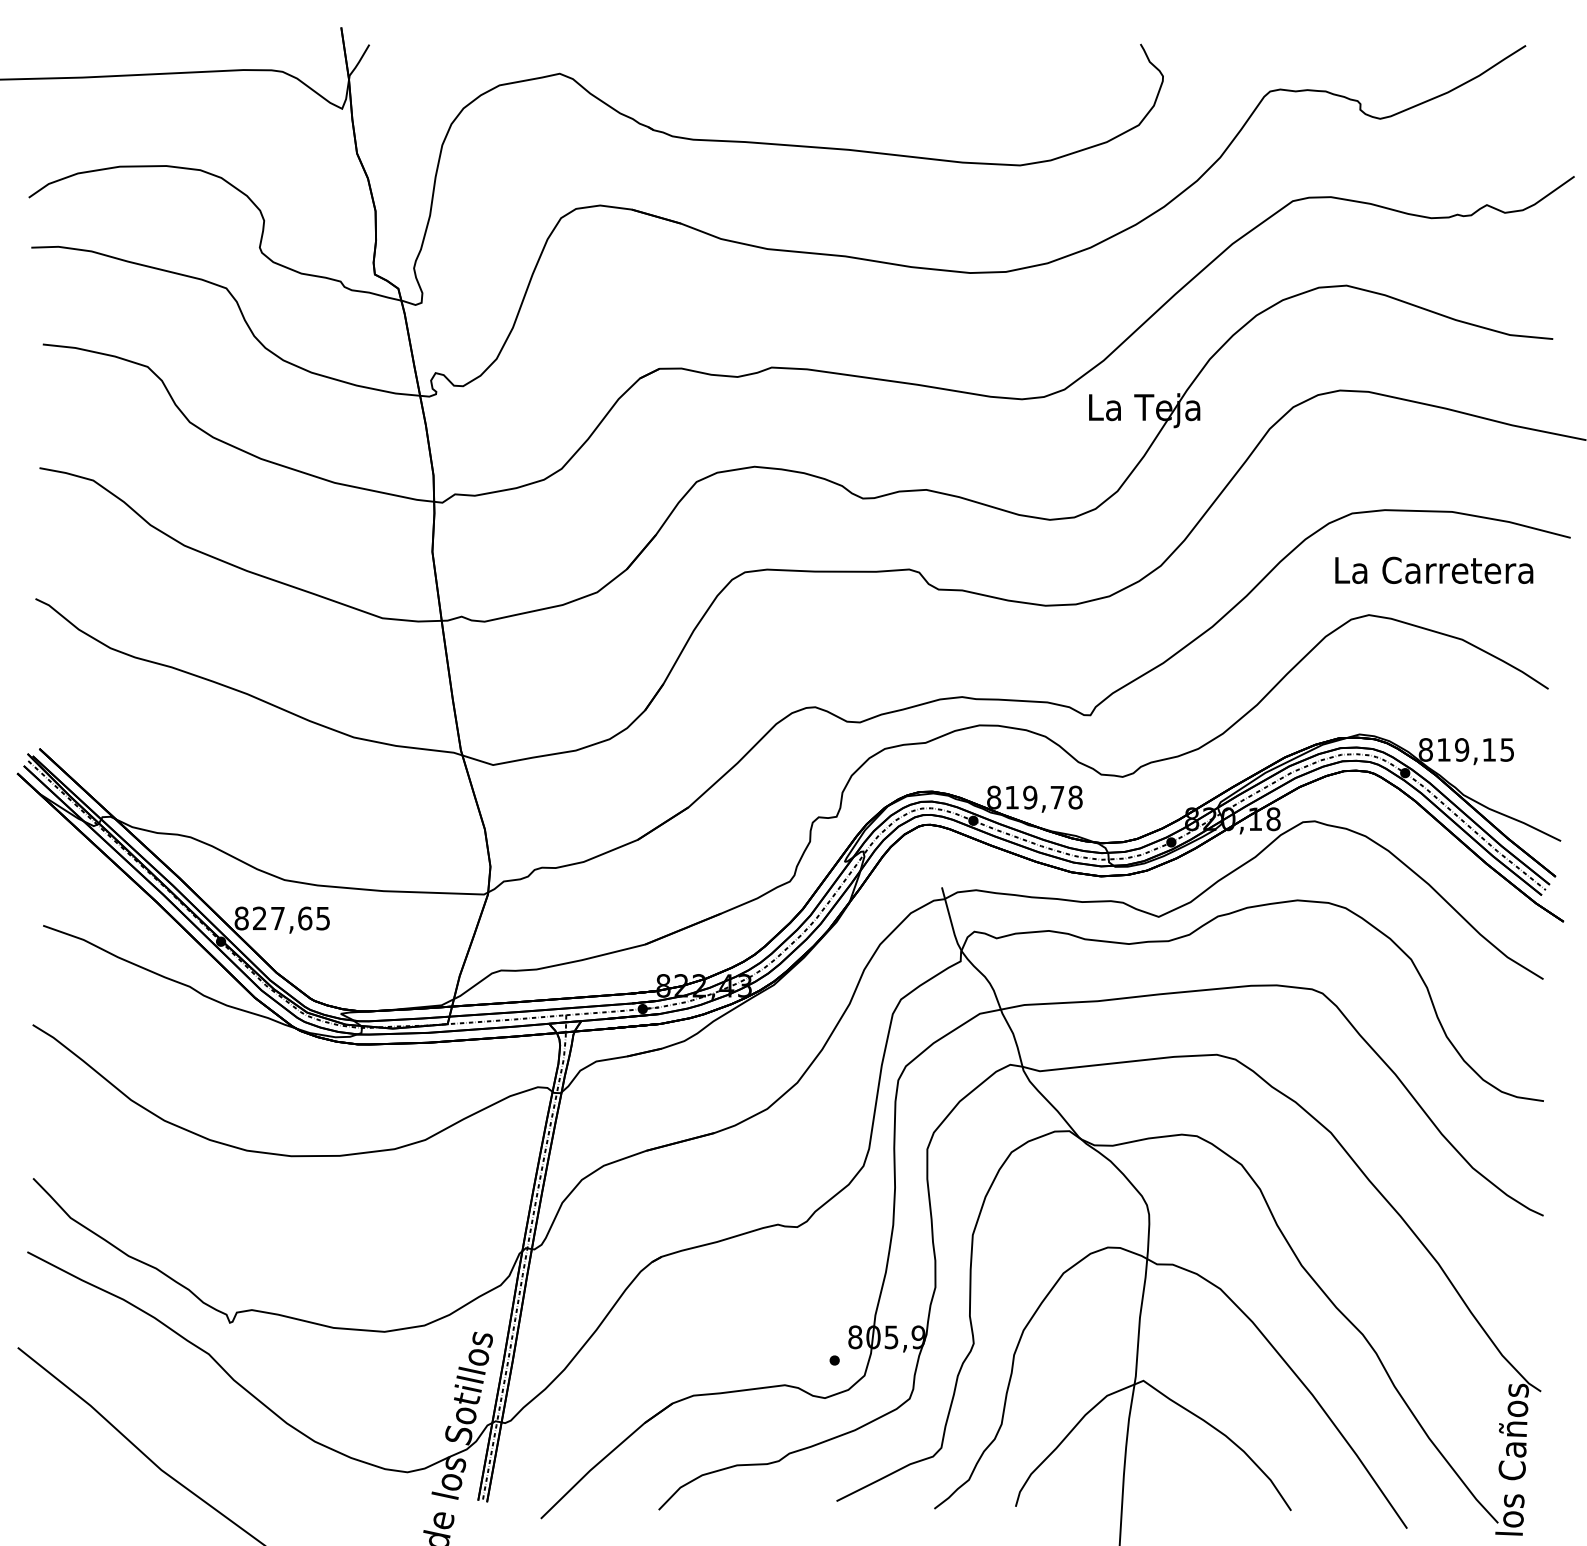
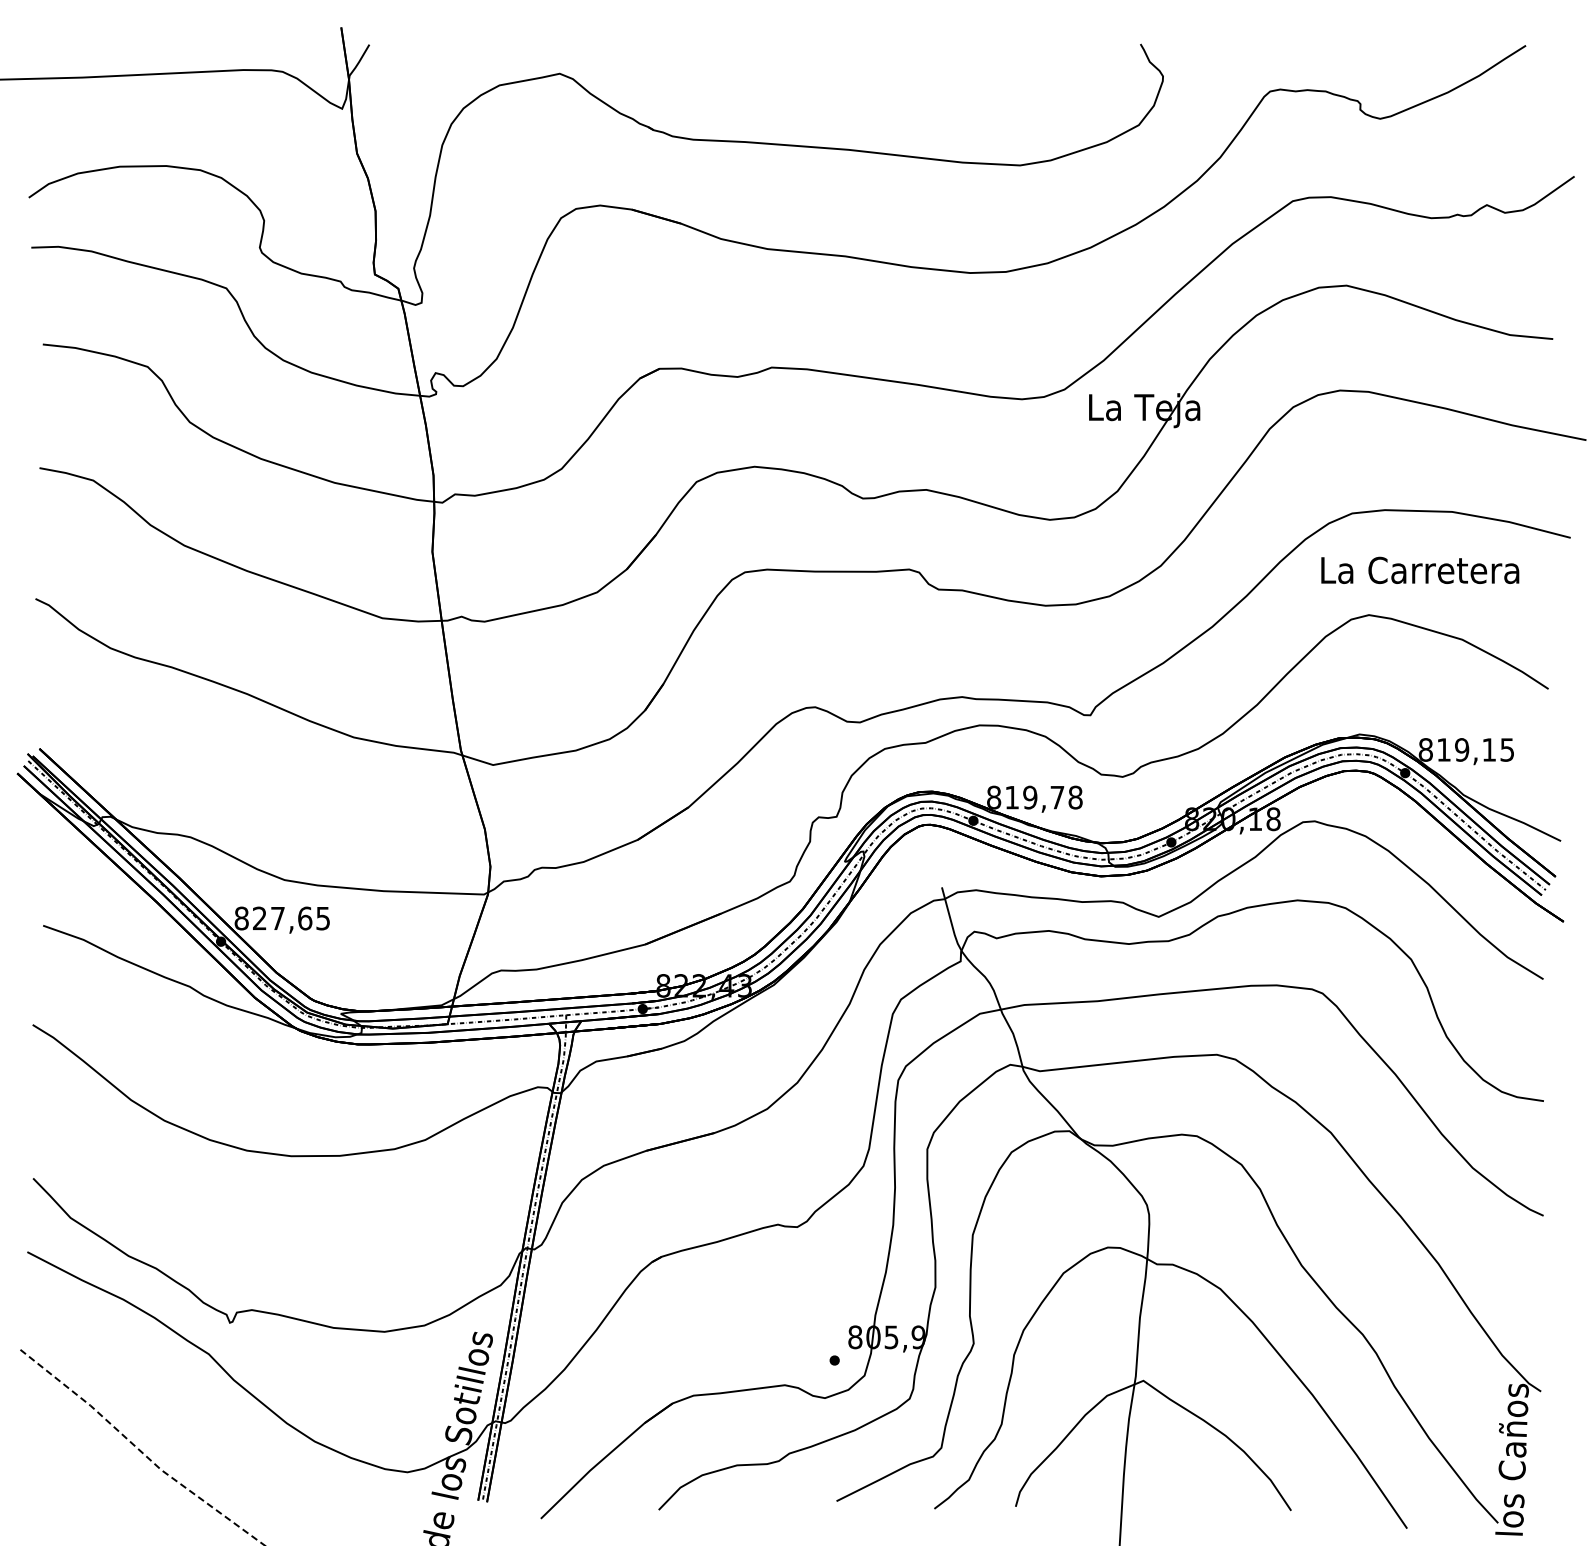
text position: (1434, 569) -> (1420, 569) (1420, 569)
line: solid -> dashed (138, 1449)
